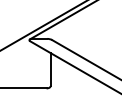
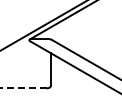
line: solid -> dashed (23, 88)
